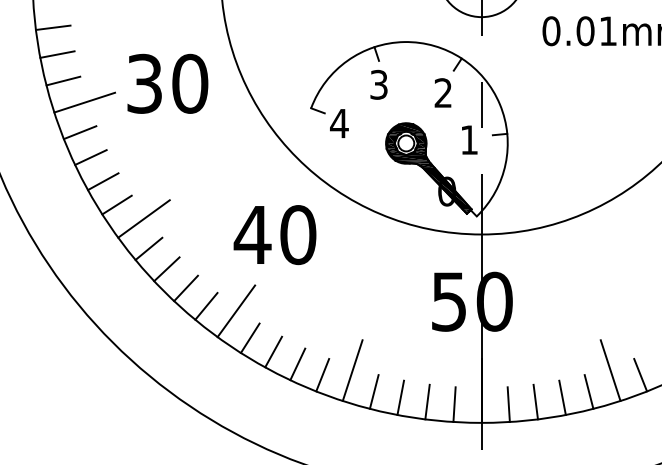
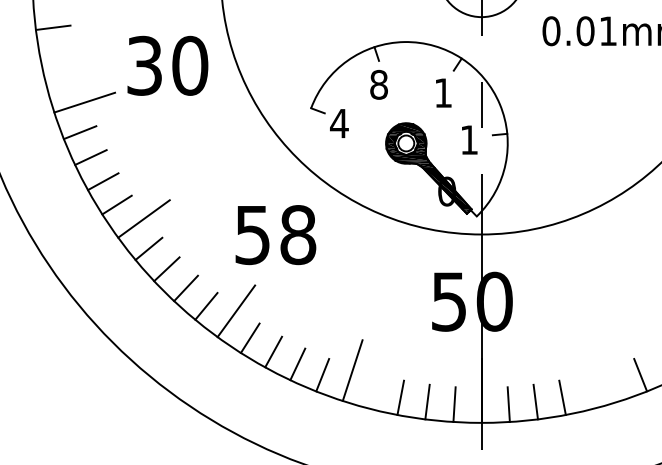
line: present -> none (57, 54)
line: present -> none (63, 80)
text position: (167, 83) -> (167, 65) (167, 65)
text: 3 -> 8 (378, 84)
text: 2 -> 1 (442, 92)
text: 40 -> 58 (274, 235)
line: present -> none (610, 370)
line: present -> none (373, 391)
line: present -> none (588, 391)
